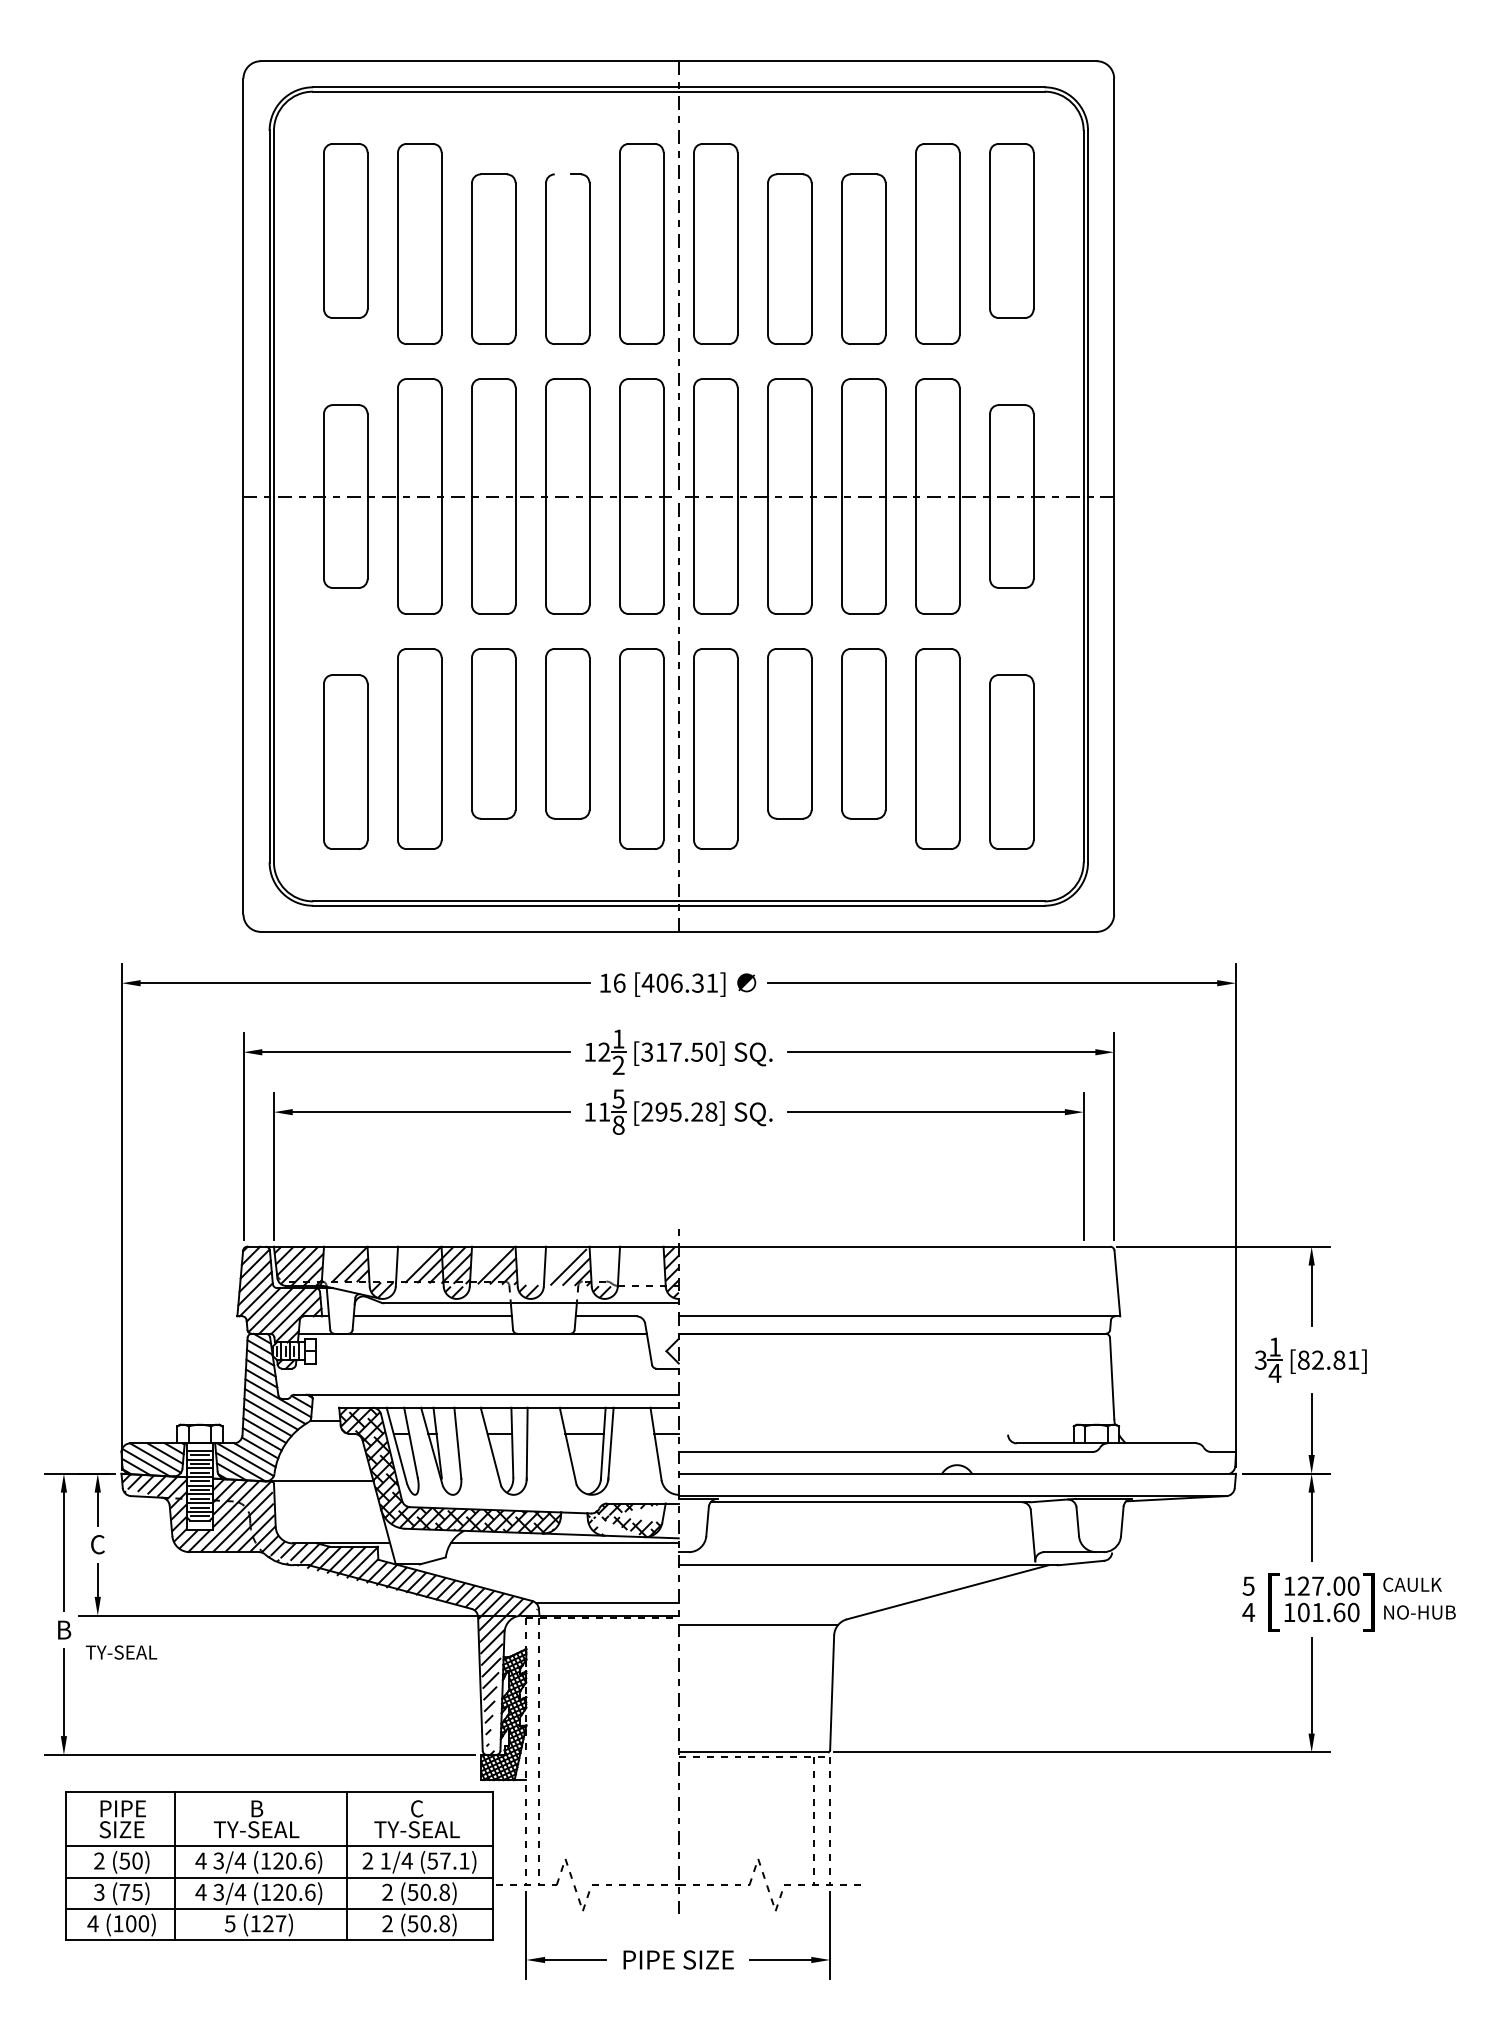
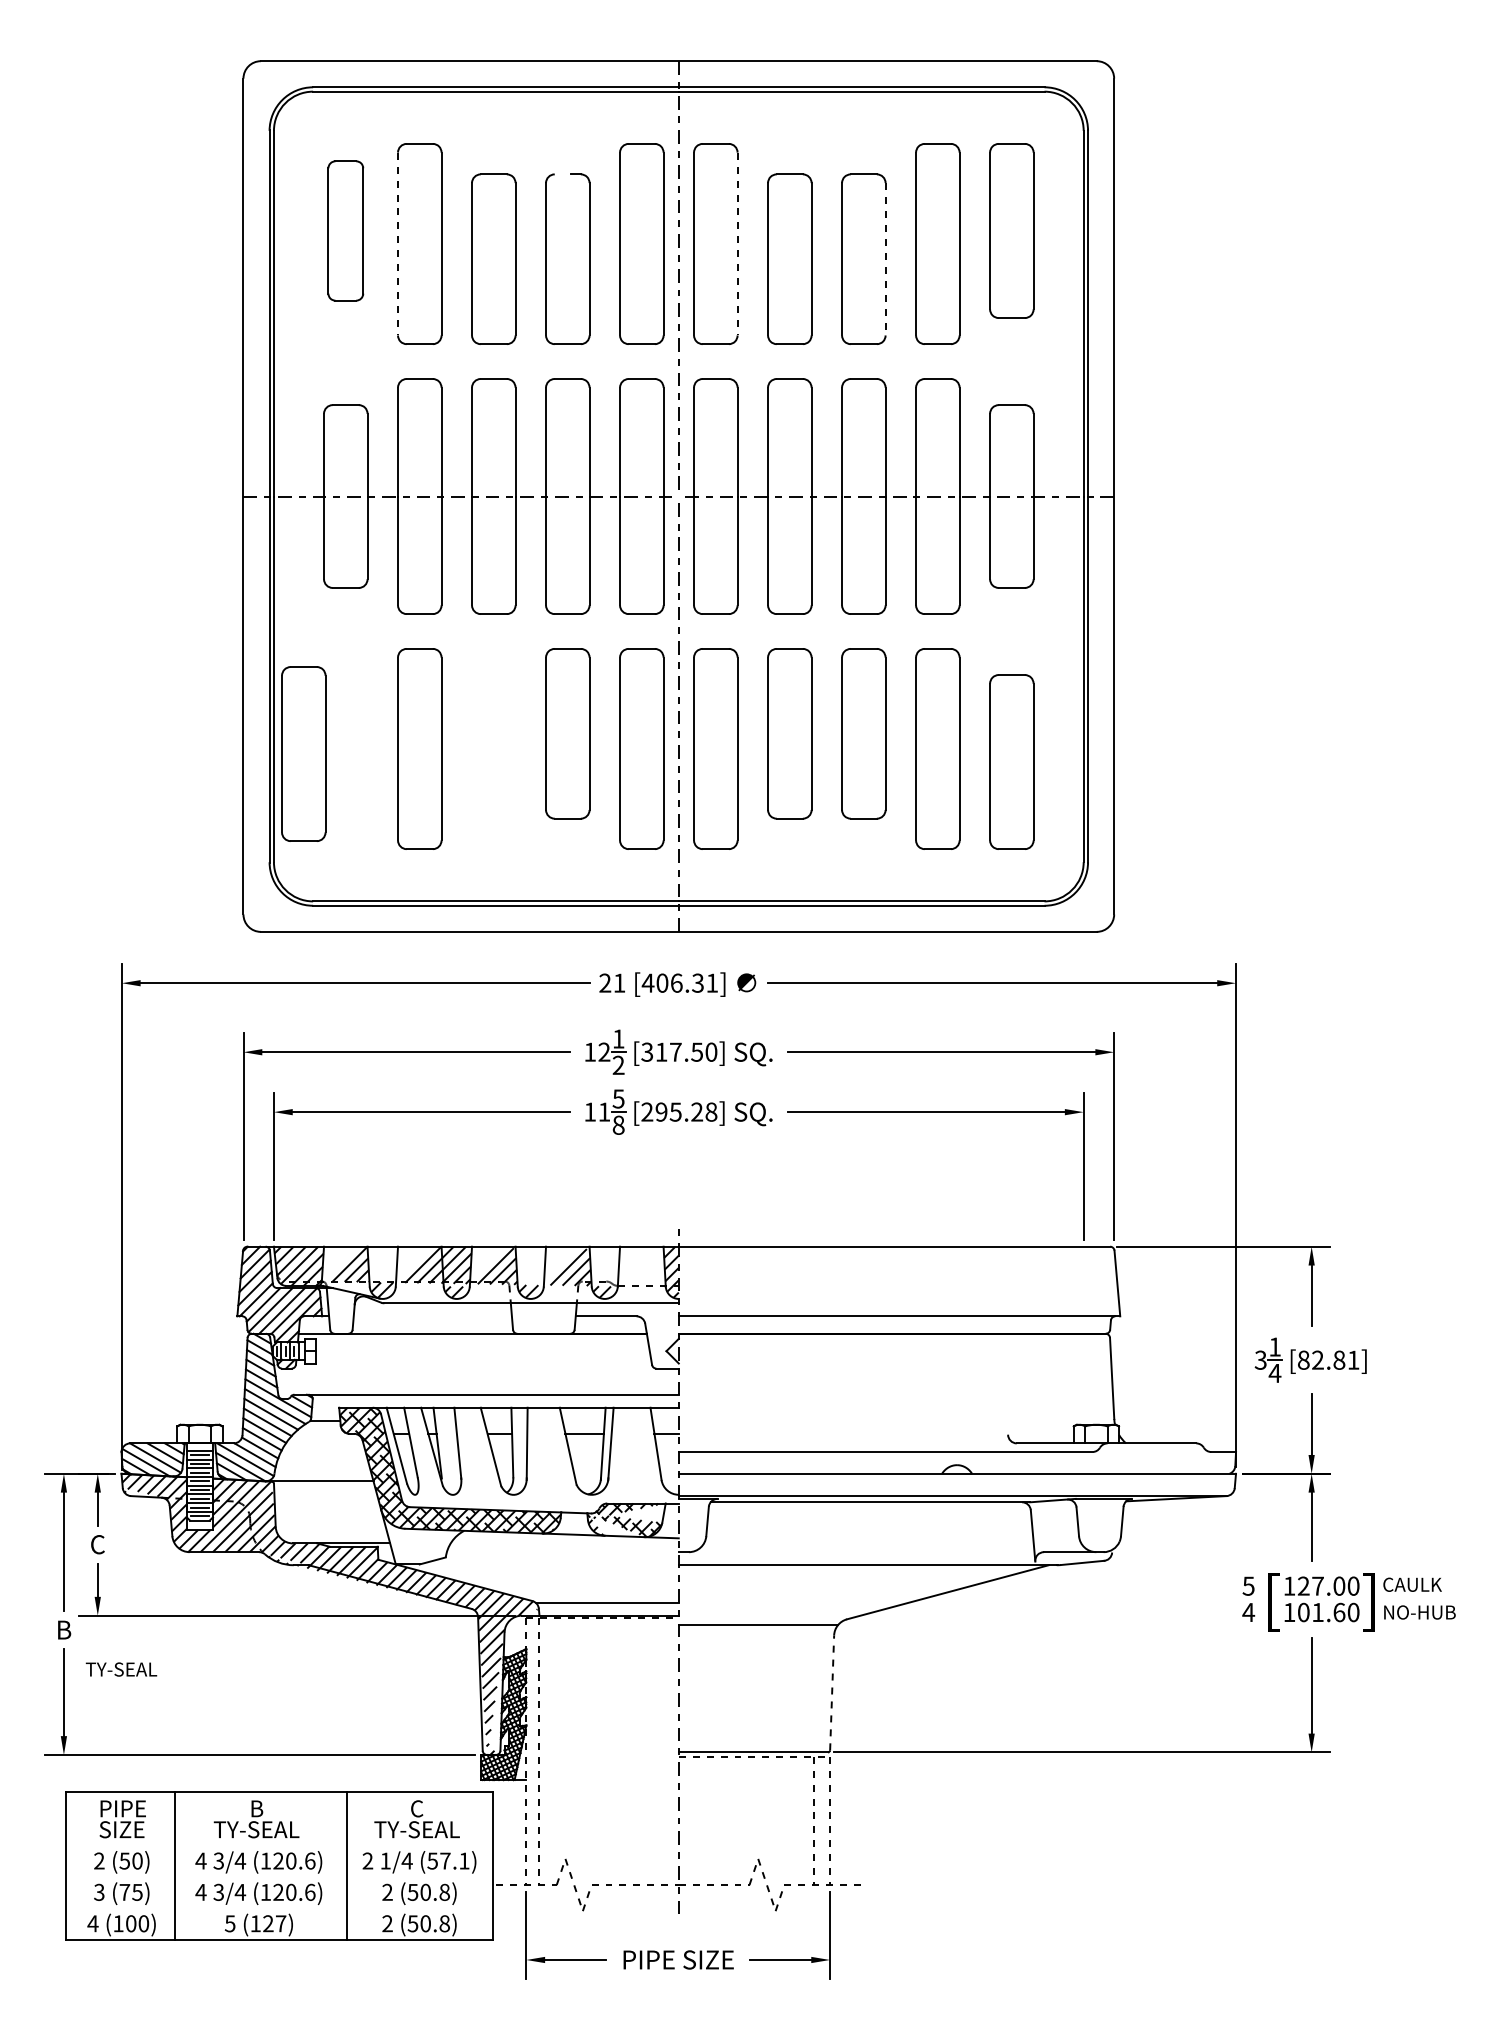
part size: 46x176 px -> 38x142 px (345, 230)
line: solid -> dashed (398, 244)
line: solid -> dashed (737, 244)
line: solid -> dashed (885, 259)
part: present -> none (493, 733)
part position: (345, 761) -> (303, 753) (303, 753)
text: 16 -> 21 (612, 982)
line: present -> none (432, 1316)
line: present -> none (564, 1543)
text position: (121, 1652) -> (121, 1669) (121, 1669)
line: solid -> dashed (832, 1692)
line: present -> none (279, 1846)
line: present -> none (279, 1877)
line: present -> none (279, 1909)
